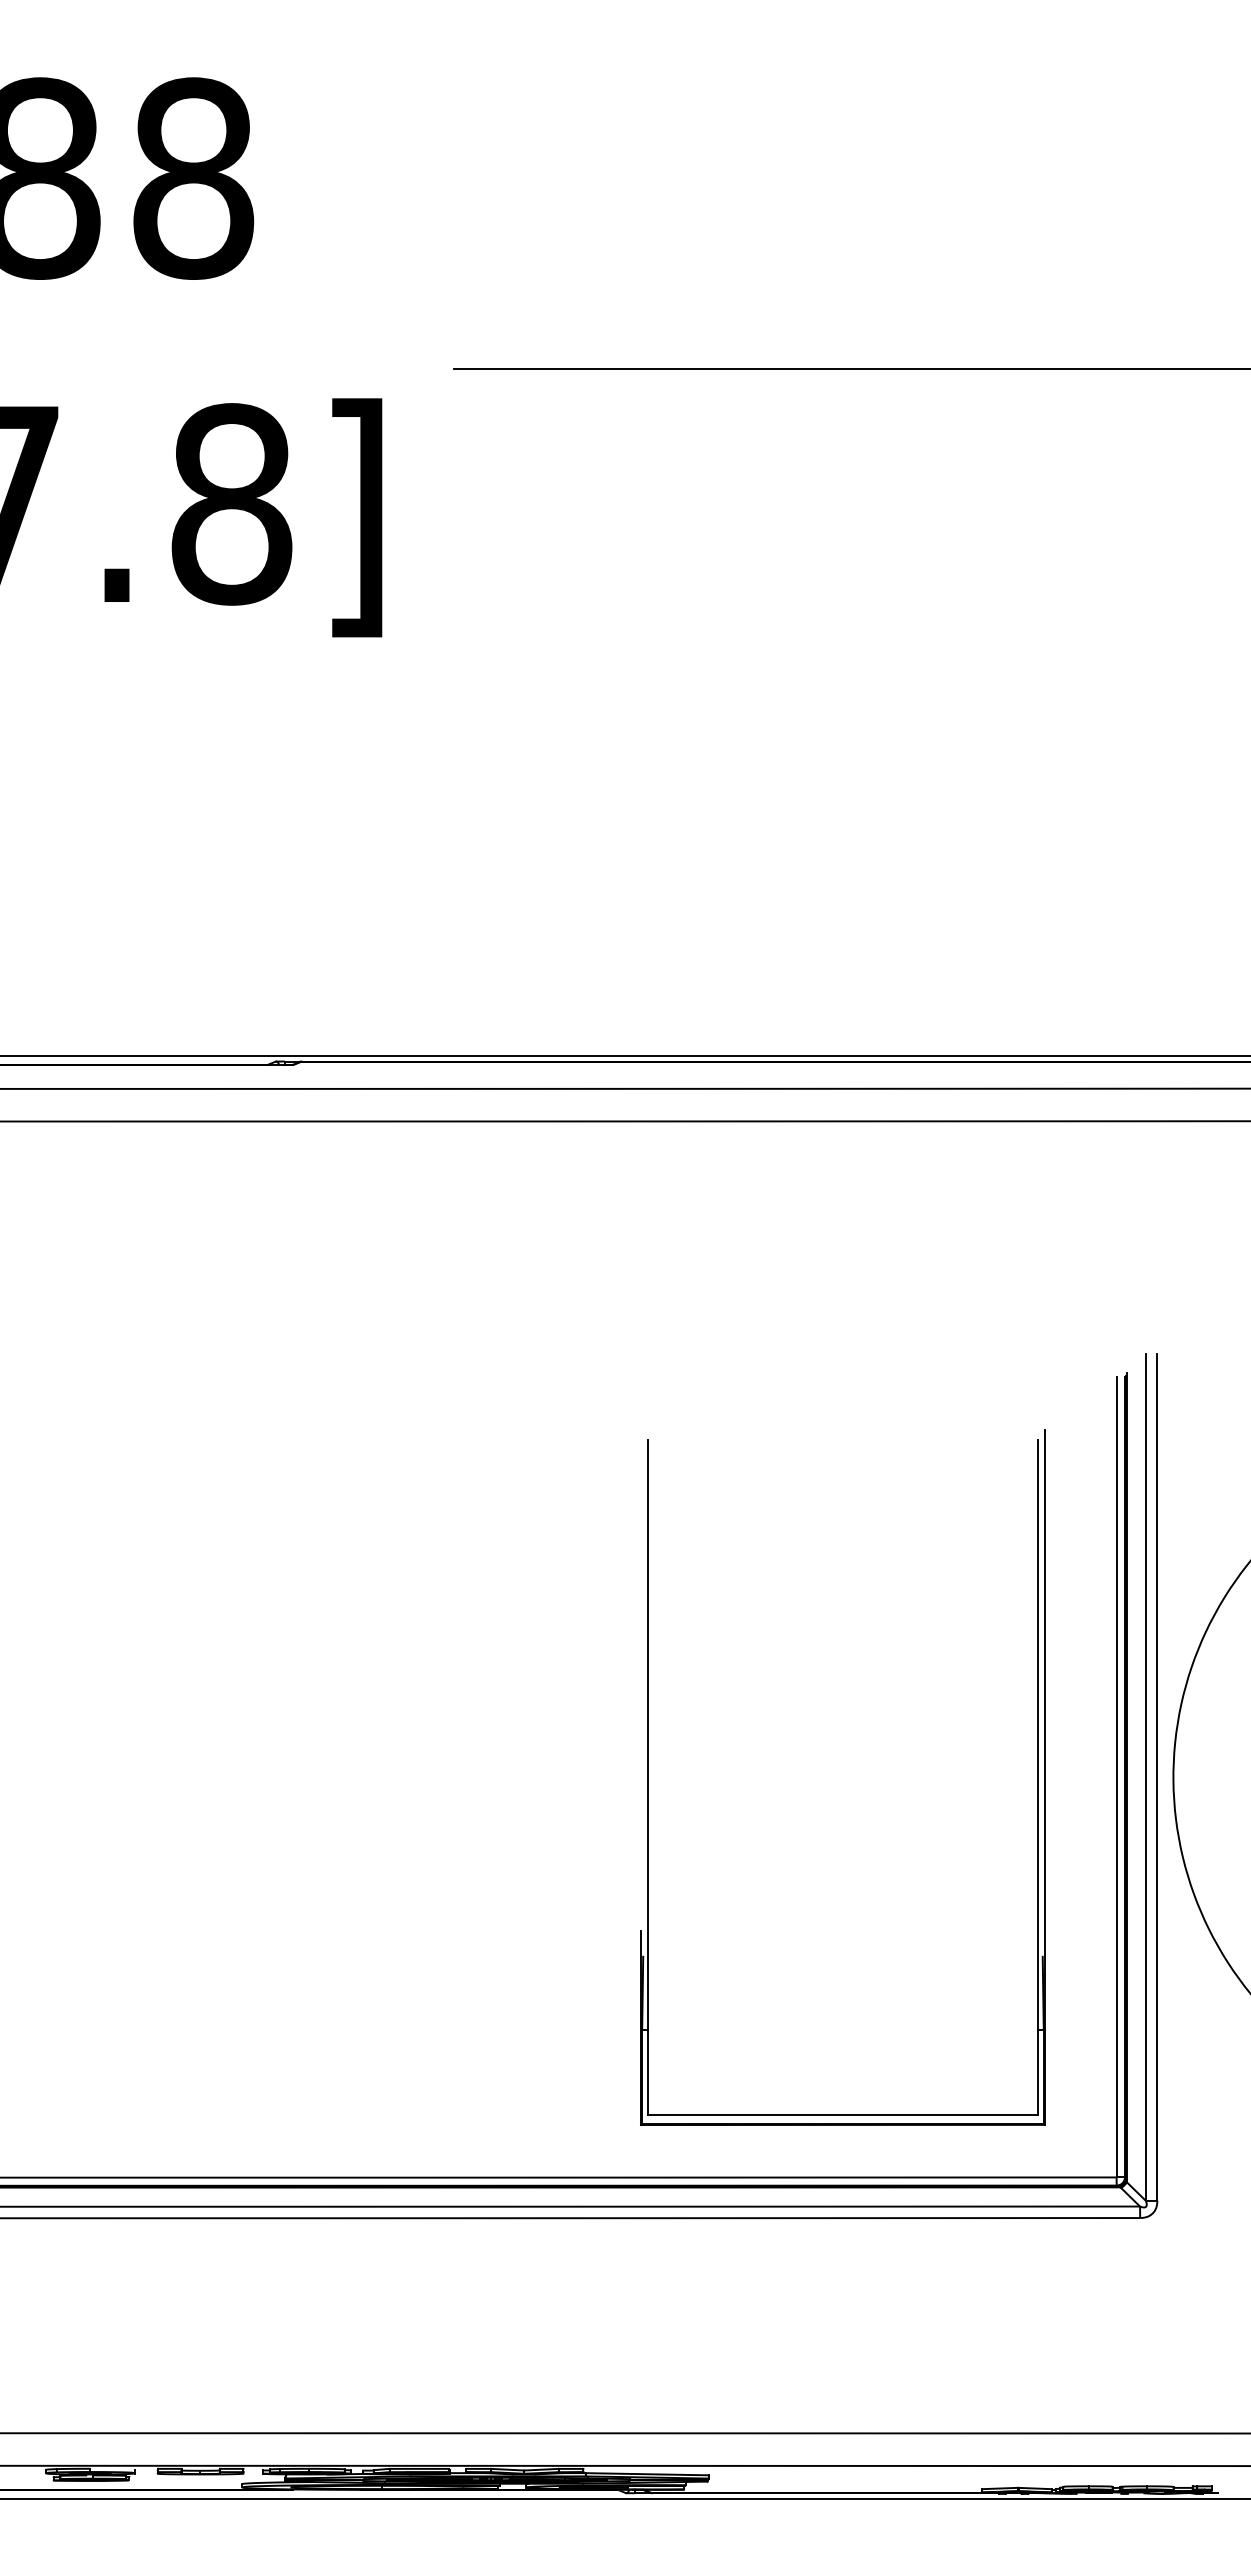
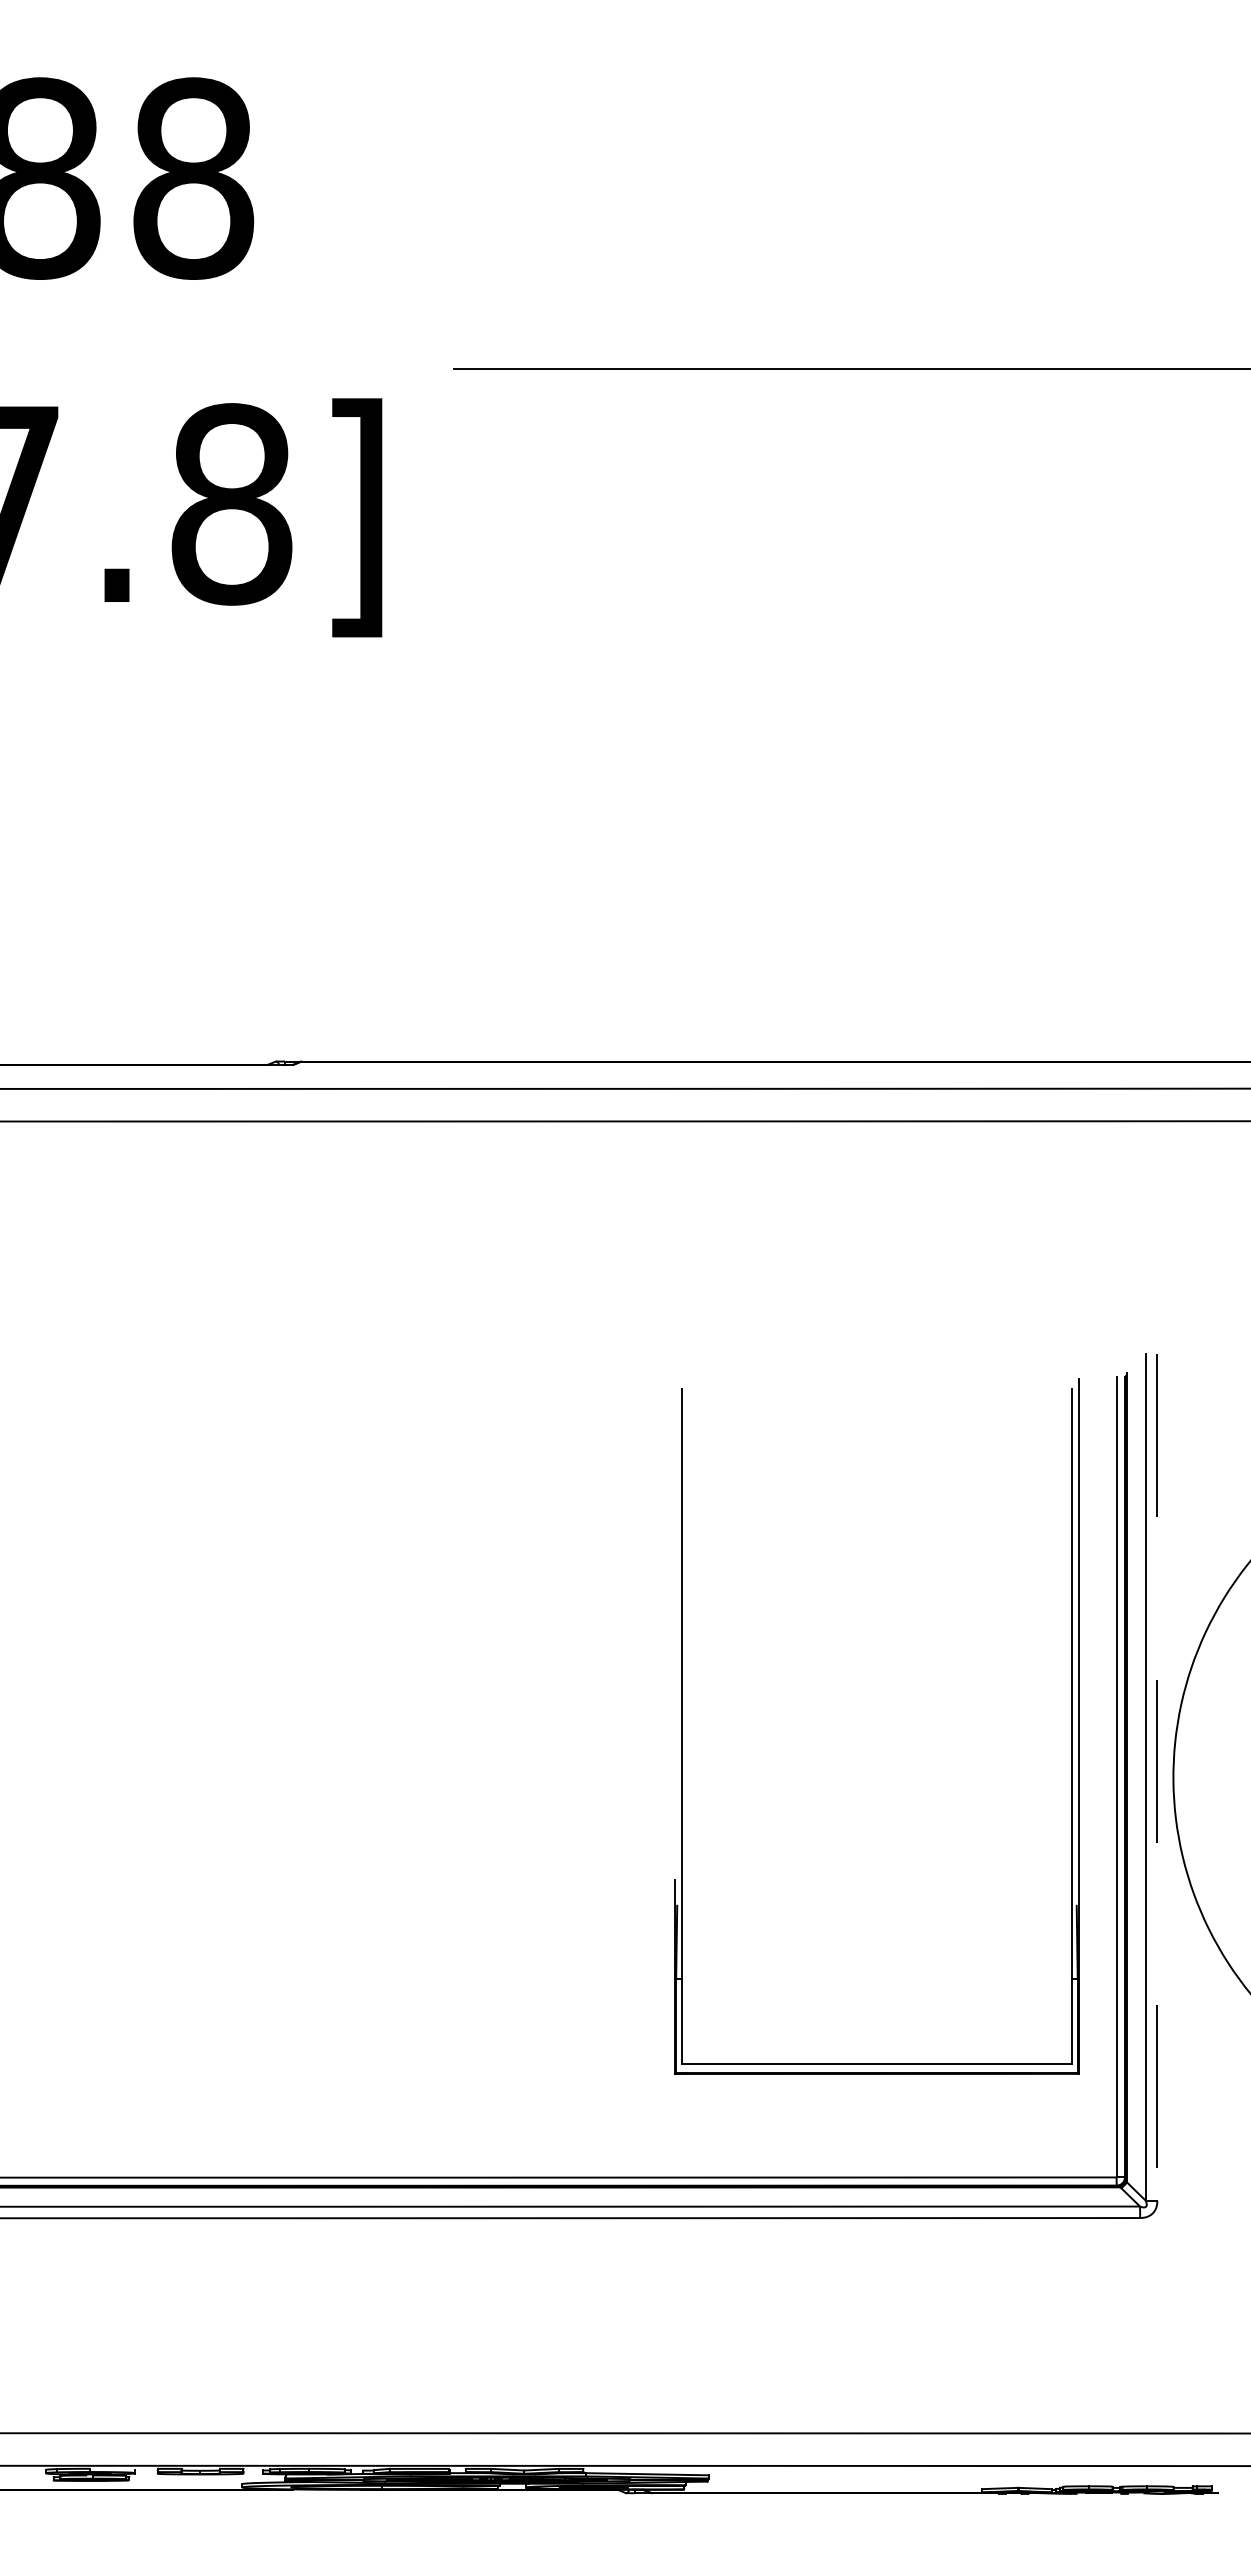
line: present -> none (624, 1056)
part position: (648, 1777) -> (682, 1726) (682, 1726)
line: solid -> dashed (1157, 1777)
line: present -> none (624, 2498)
